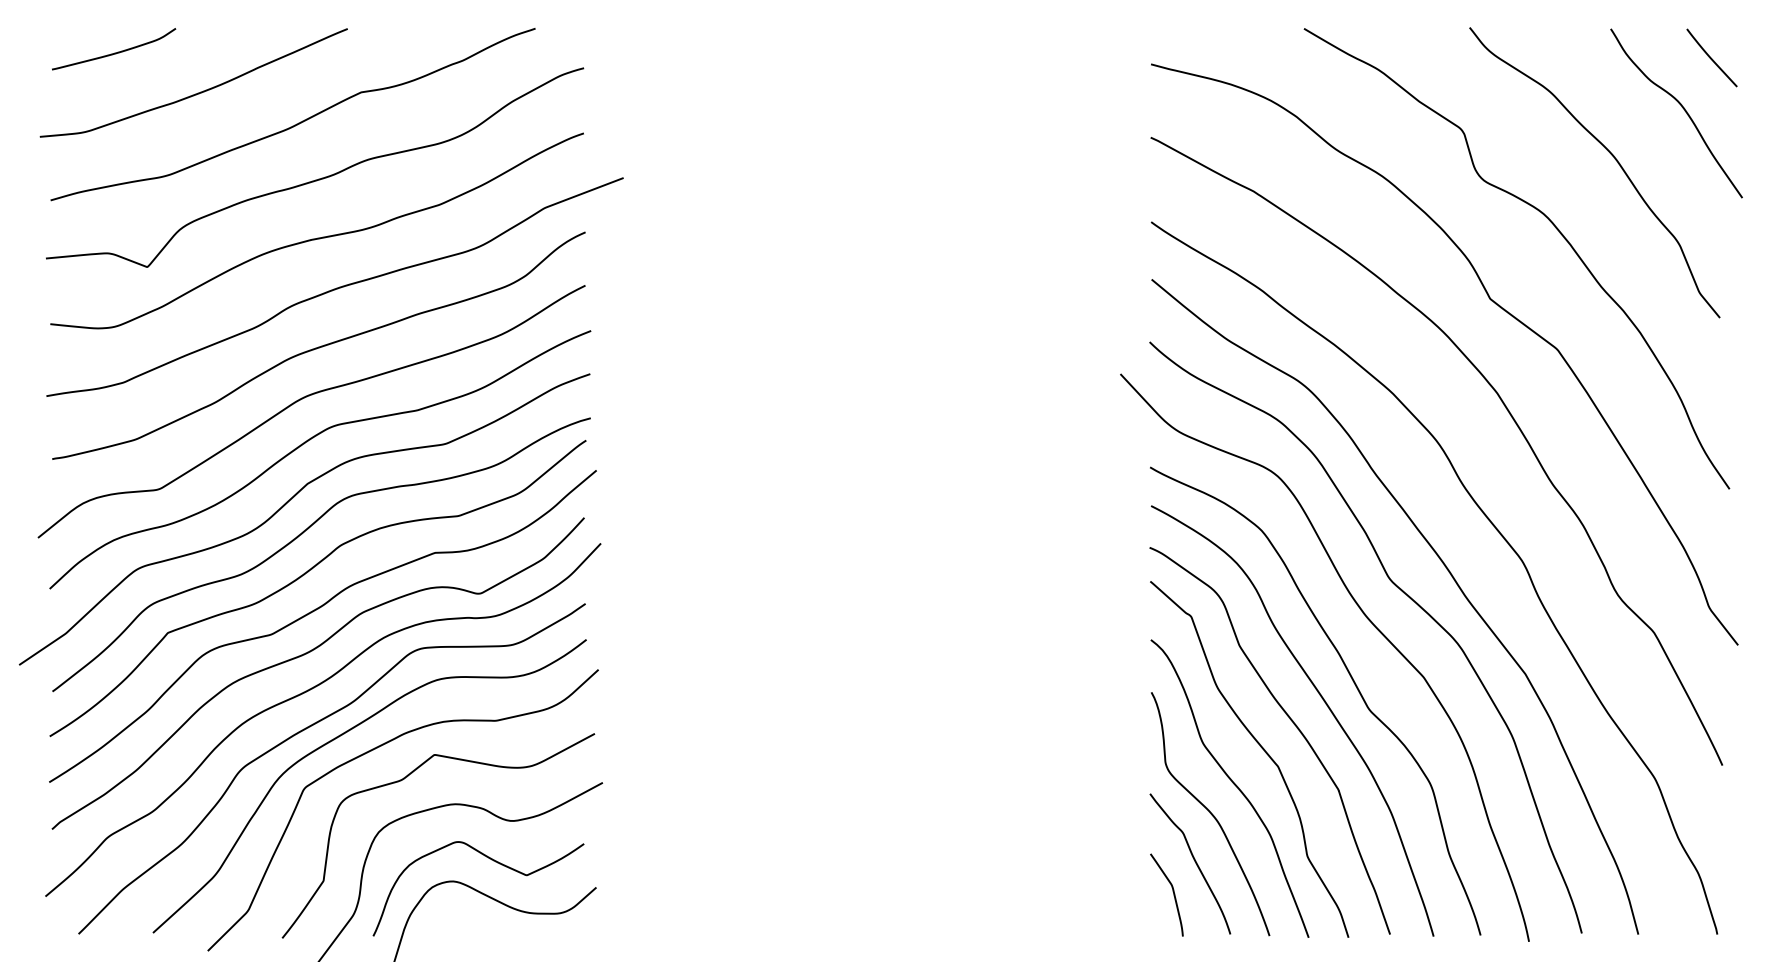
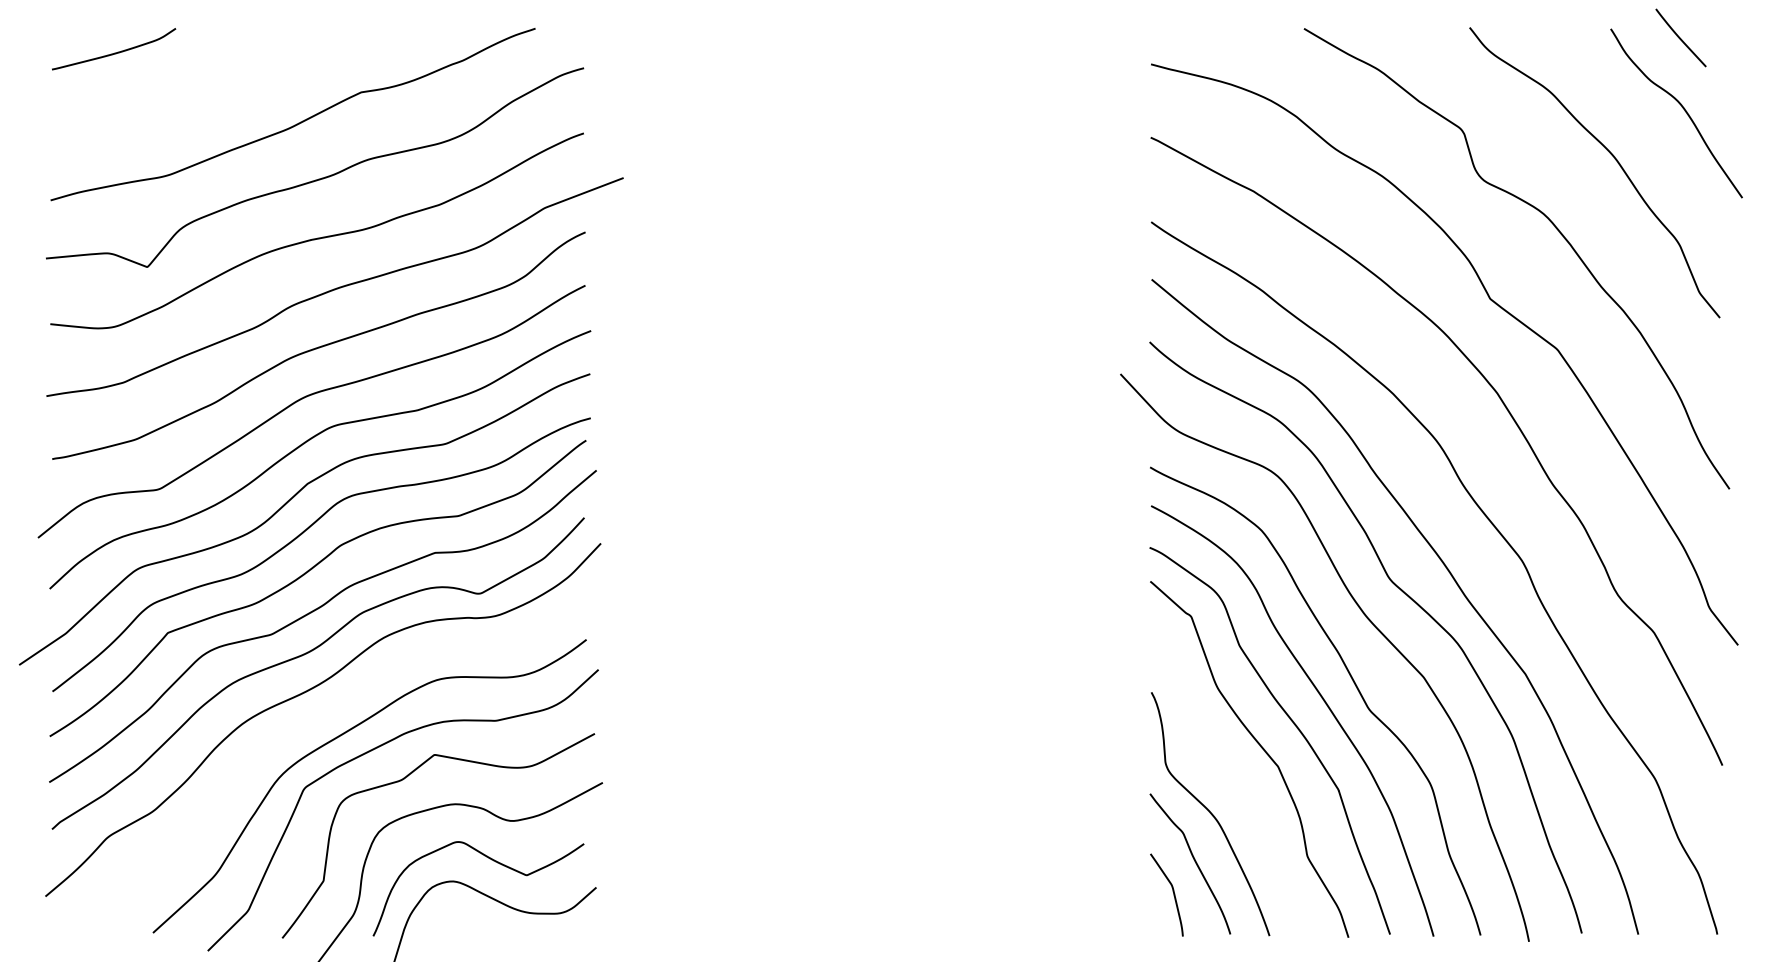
curve position: (1711, 57) -> (1680, 37) (1680, 37)
curve: present -> none (198, 92)
curve: present -> none (310, 727)
curve: present -> none (1233, 784)
